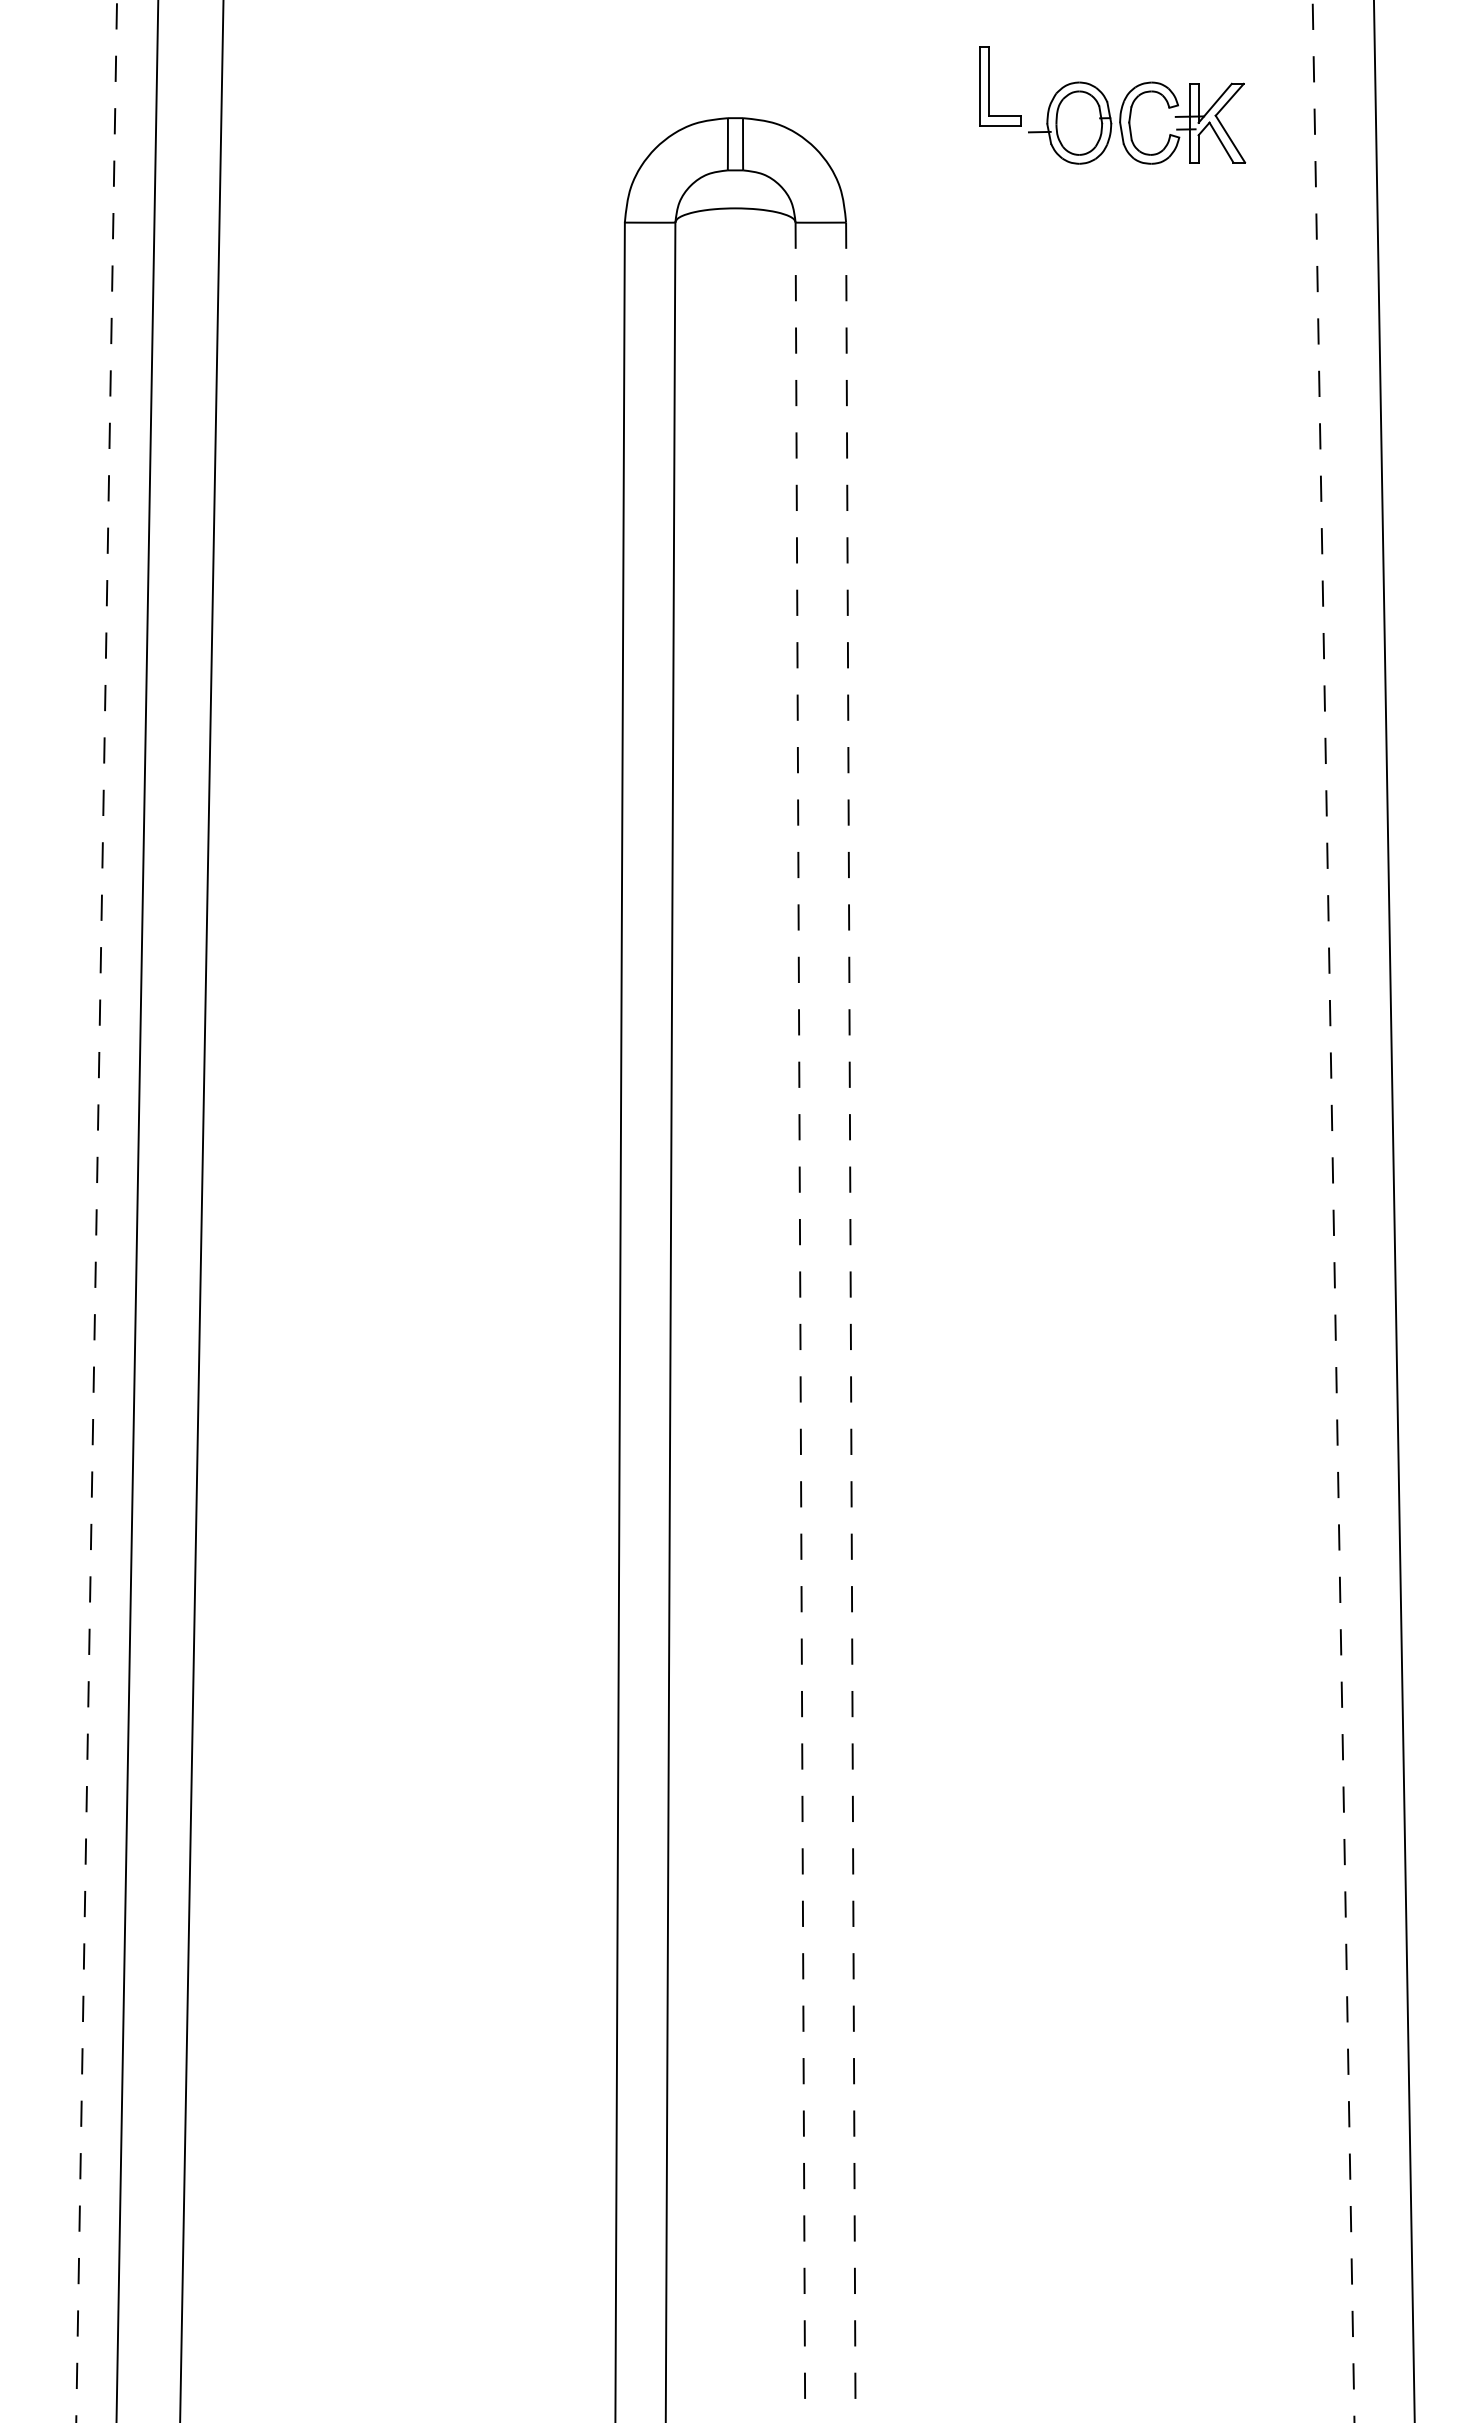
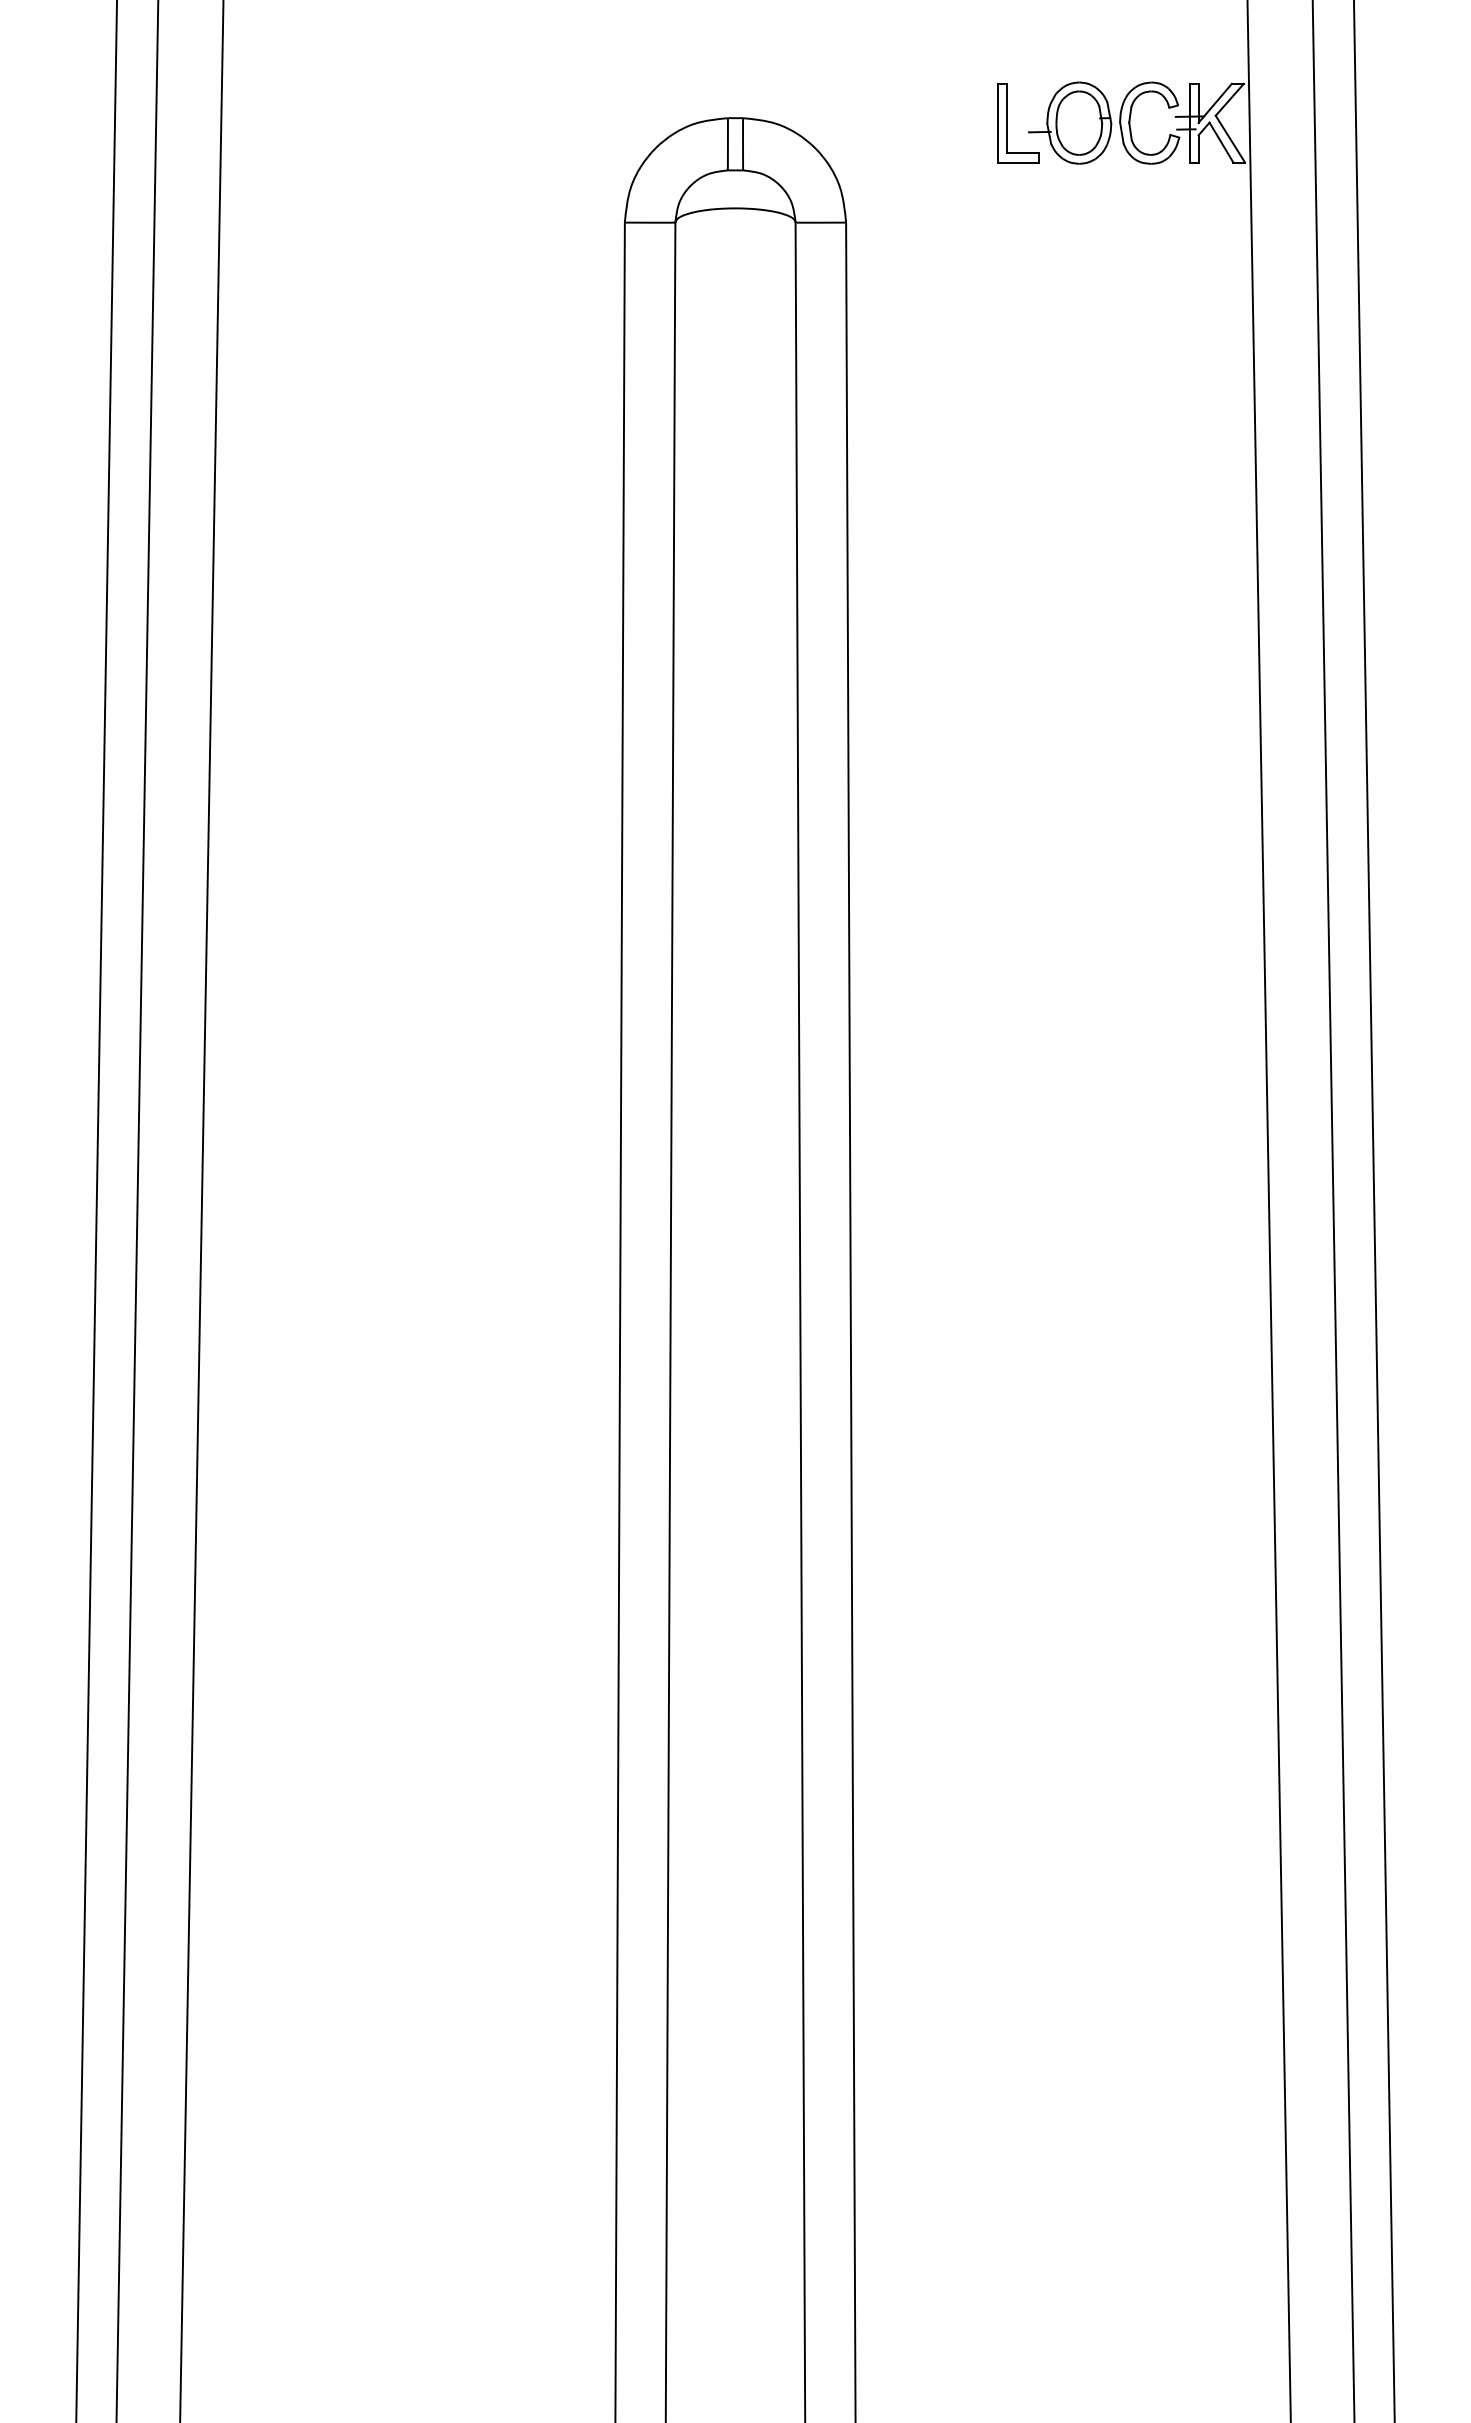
part position: (989, 86) -> (1007, 123) (1007, 123)
line: none -> present (1268, 1210)
line position: (1394, 1210) -> (1374, 1210) (1374, 1210)
line: dashed -> solid (96, 1211)
line: dashed -> solid (1333, 1211)
line: dashed -> solid (800, 1322)
line: dashed -> solid (850, 1322)
